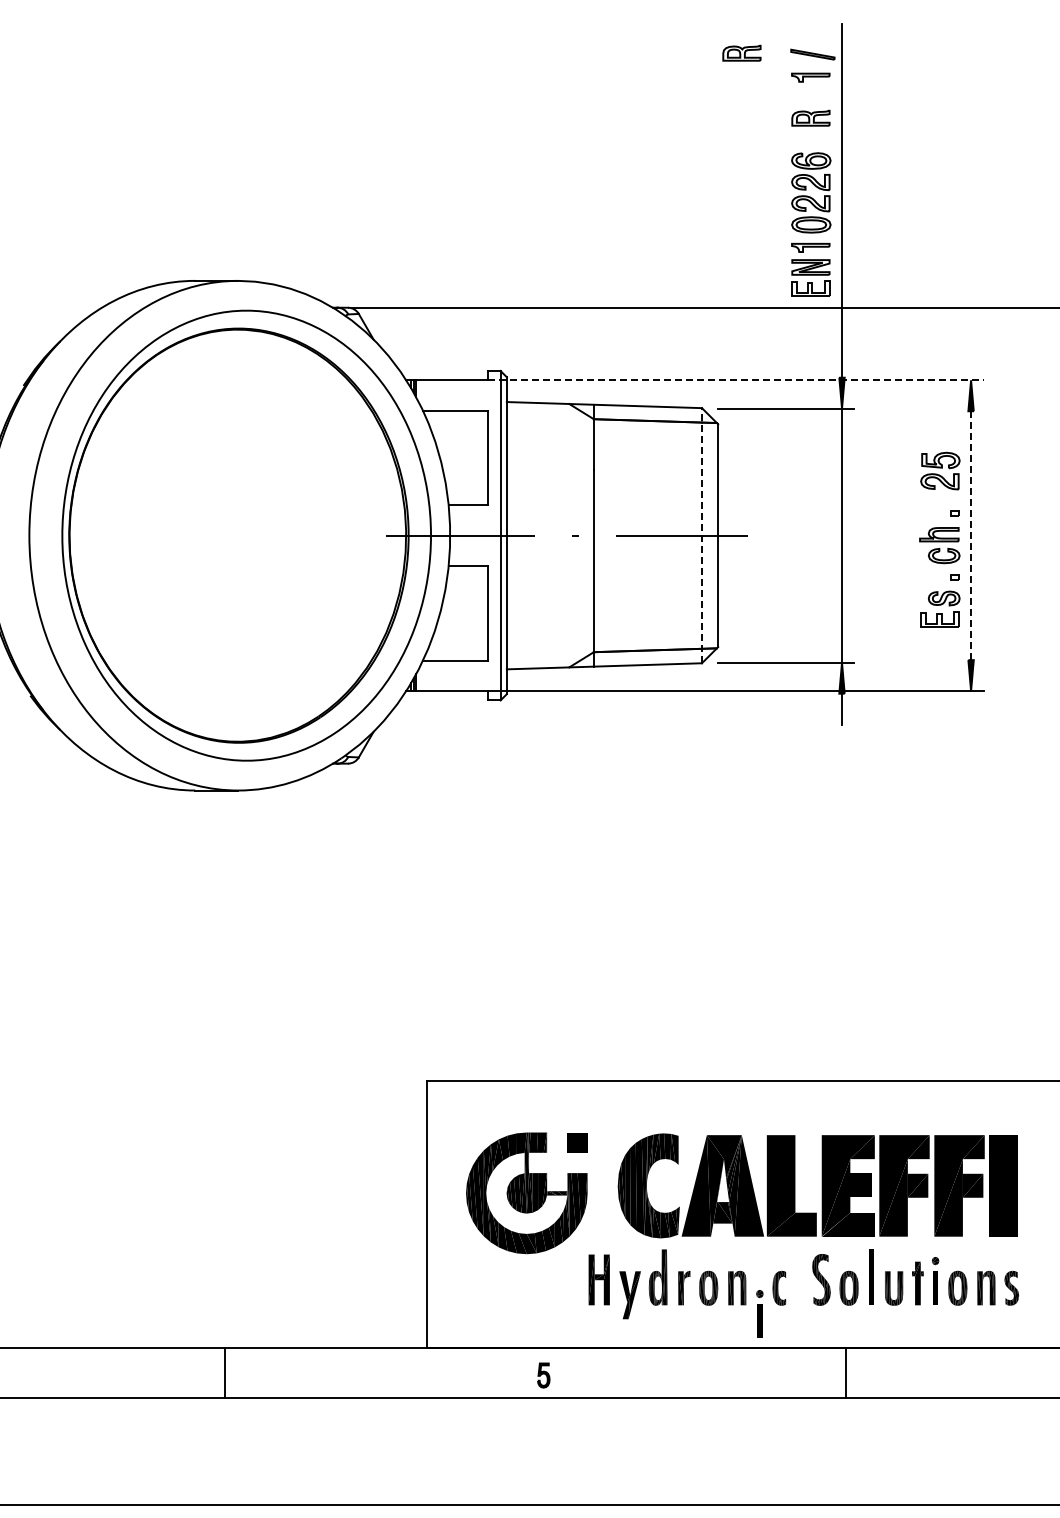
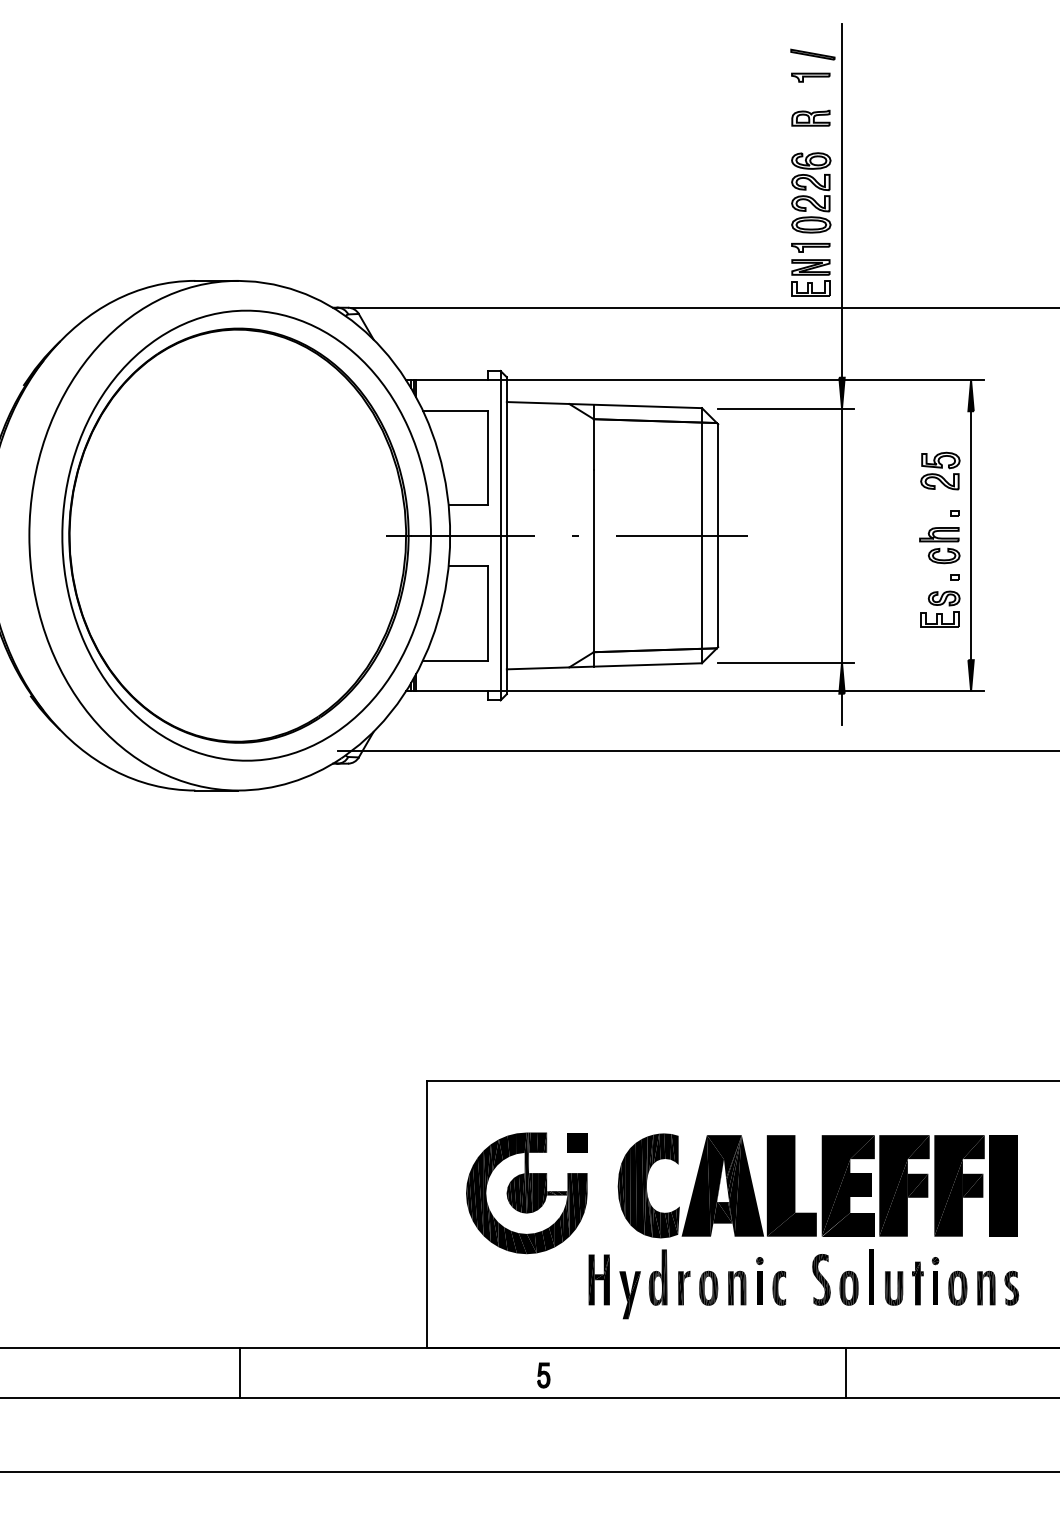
part: present -> none (741, 52)
line: dashed -> solid (735, 380)
line: dashed -> solid (701, 535)
line: dashed -> solid (971, 535)
line: none -> present (696, 751)
part position: (759, 1313) -> (759, 1280) (759, 1280)
line position: (225, 1372) -> (240, 1372) (240, 1372)
line position: (529, 1505) -> (529, 1472) (529, 1472)
